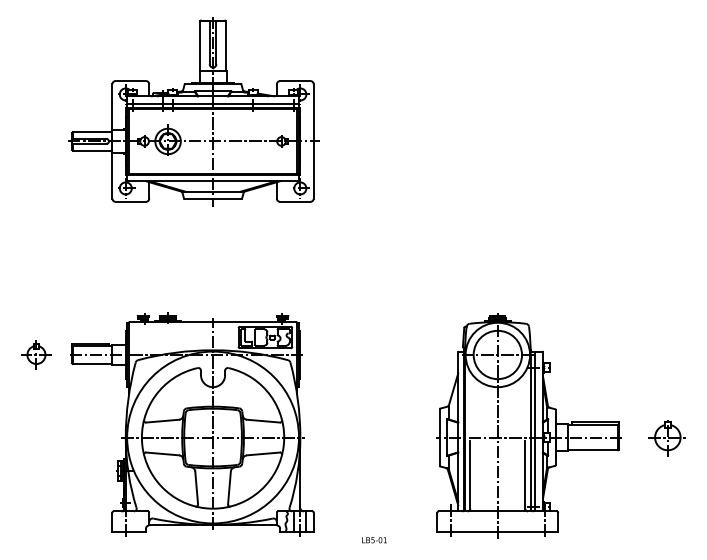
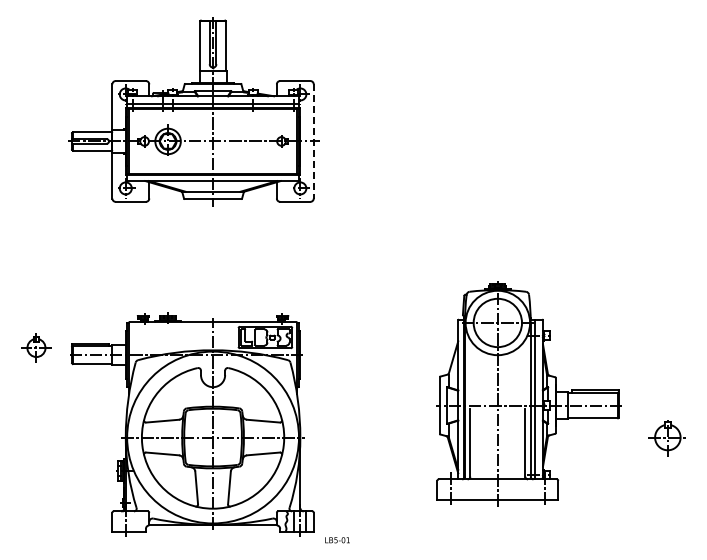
line: solid -> dashed (313, 141)
part position: (36, 354) -> (36, 347) (36, 347)
part position: (528, 425) -> (528, 393) (528, 393)
text position: (374, 540) -> (337, 540) (337, 540)
